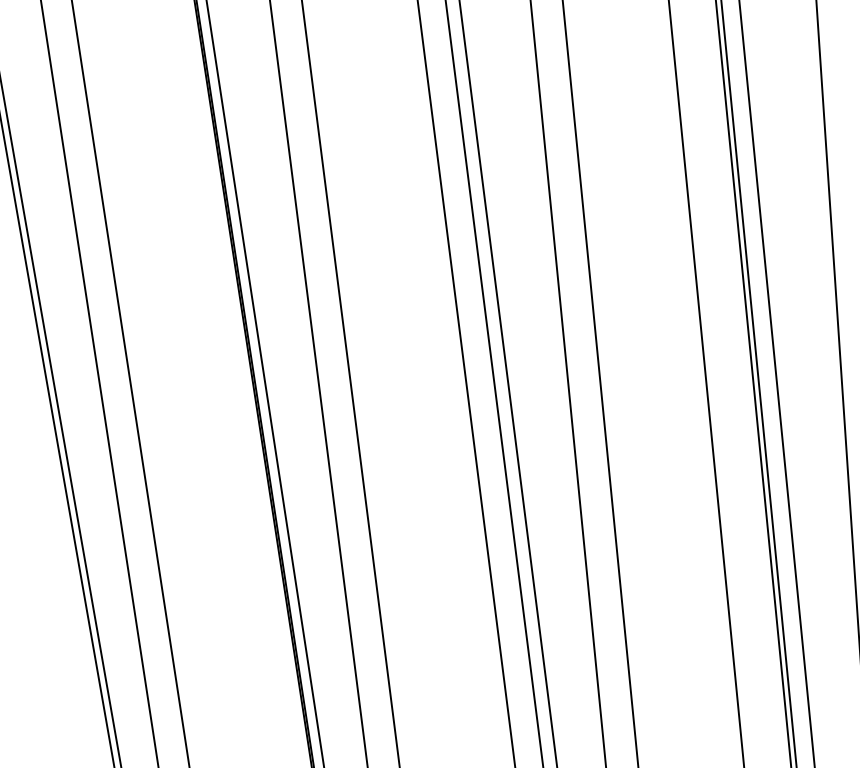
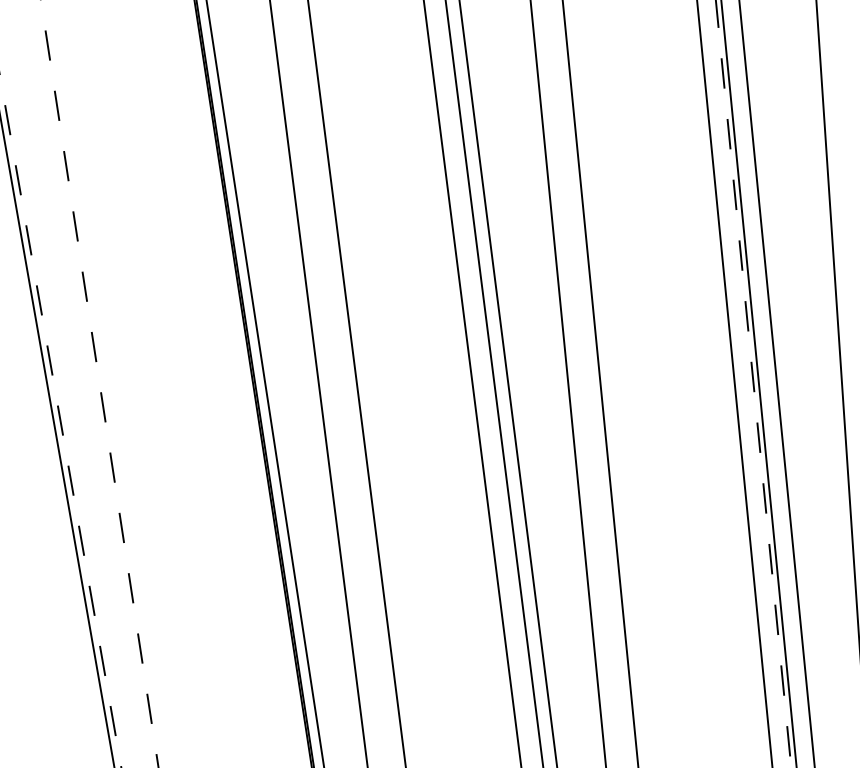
line: present -> none (130, 383)
line position: (350, 383) -> (356, 383) (356, 383)
line position: (465, 383) -> (472, 383) (472, 383)
line position: (706, 383) -> (734, 383) (734, 383)
line: solid -> dashed (99, 384)
line: solid -> dashed (753, 384)
line: solid -> dashed (60, 422)
